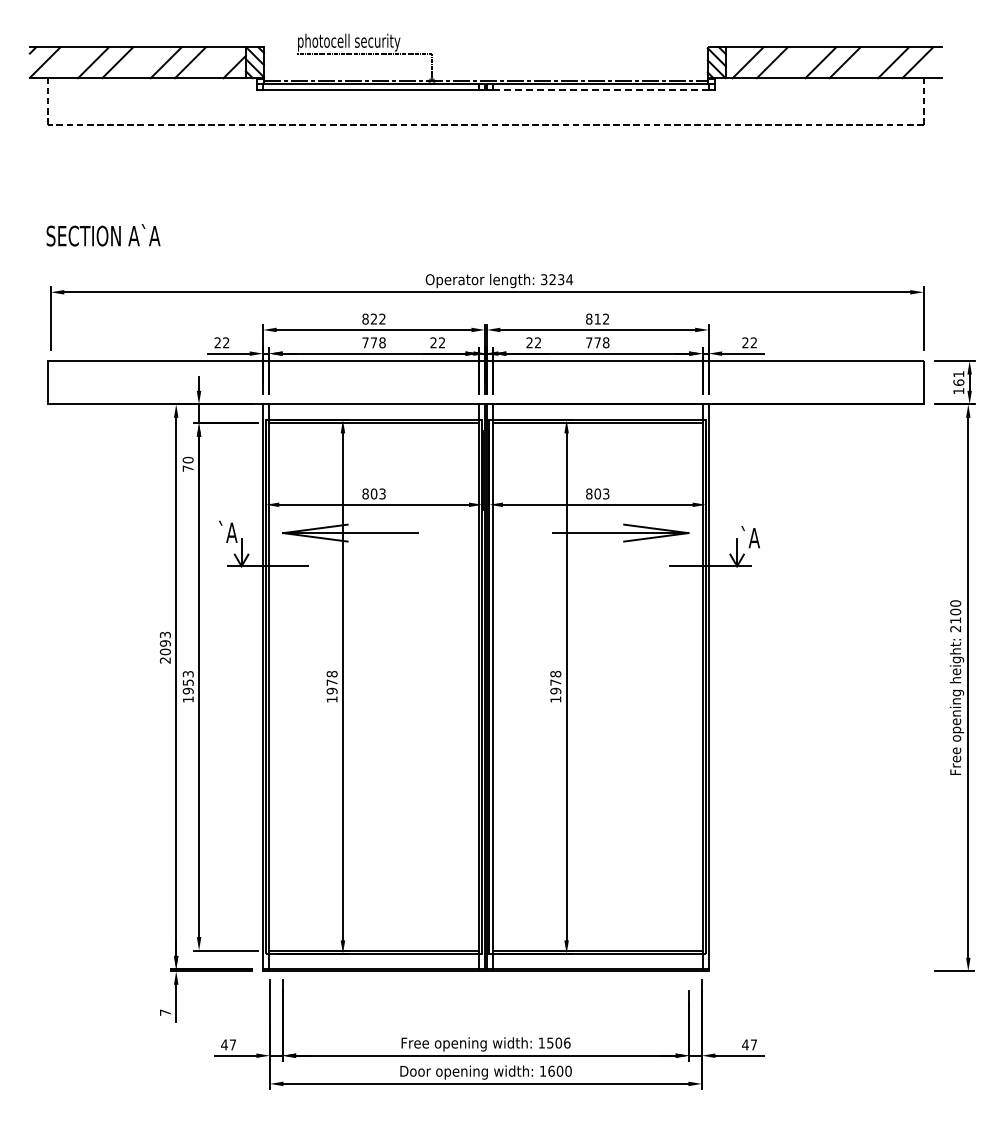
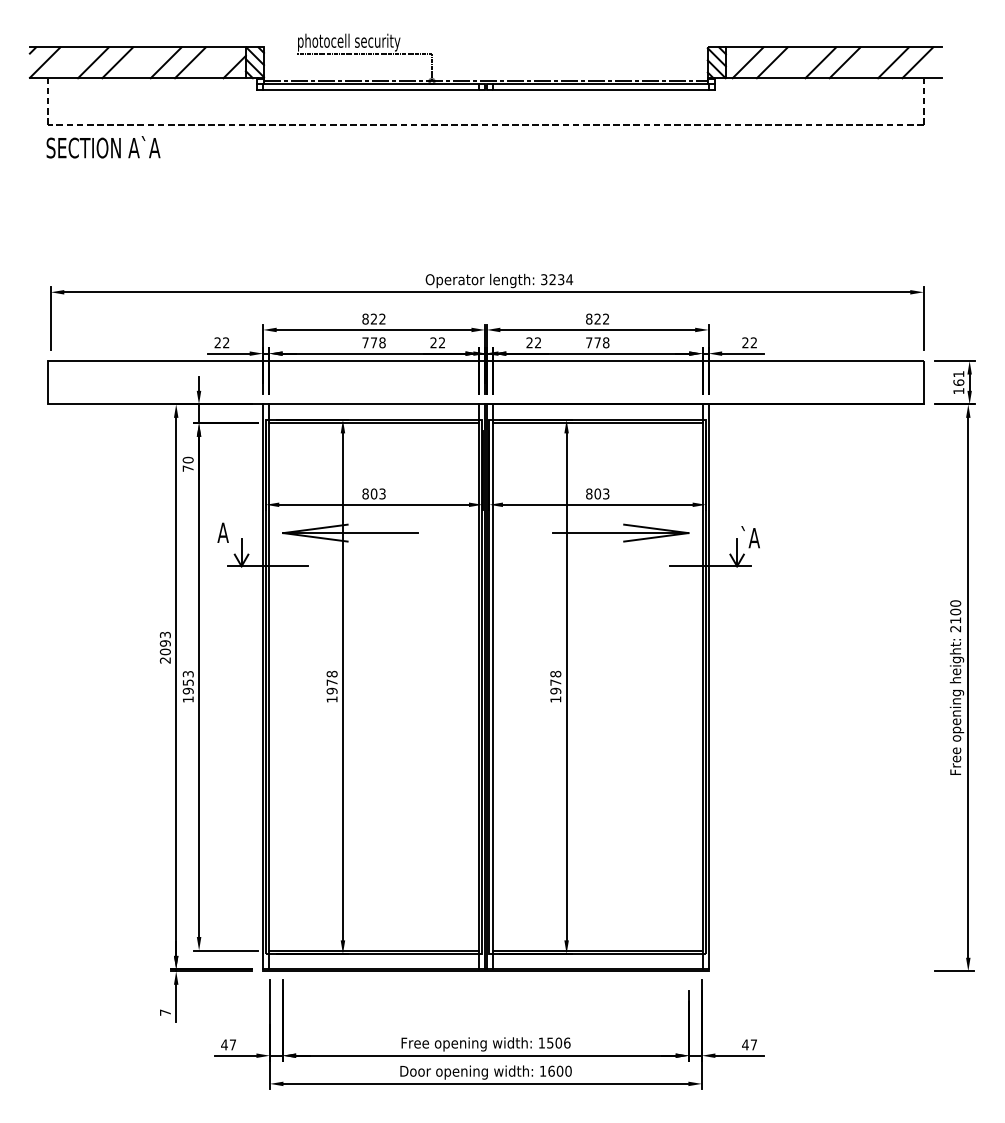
line: dashed -> solid (600, 89)
text position: (103, 235) -> (103, 147) (103, 147)
text: 812 -> 822 (597, 318)
text: `A -> A (227, 531)
